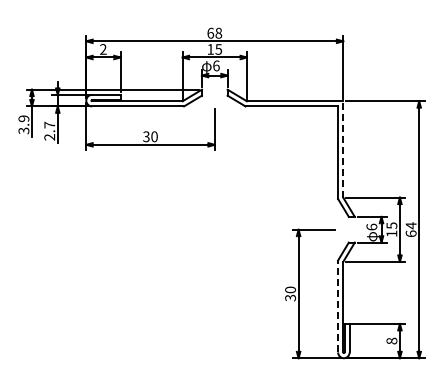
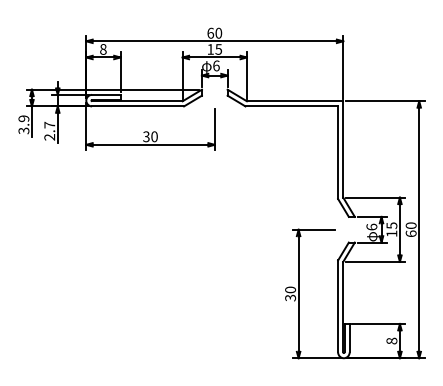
text: 68 -> 60 (218, 33)
text: 2 -> 8 (103, 49)
line: dashed -> solid (343, 148)
text: 64 -> 60 (410, 225)
line: dashed -> solid (338, 306)
